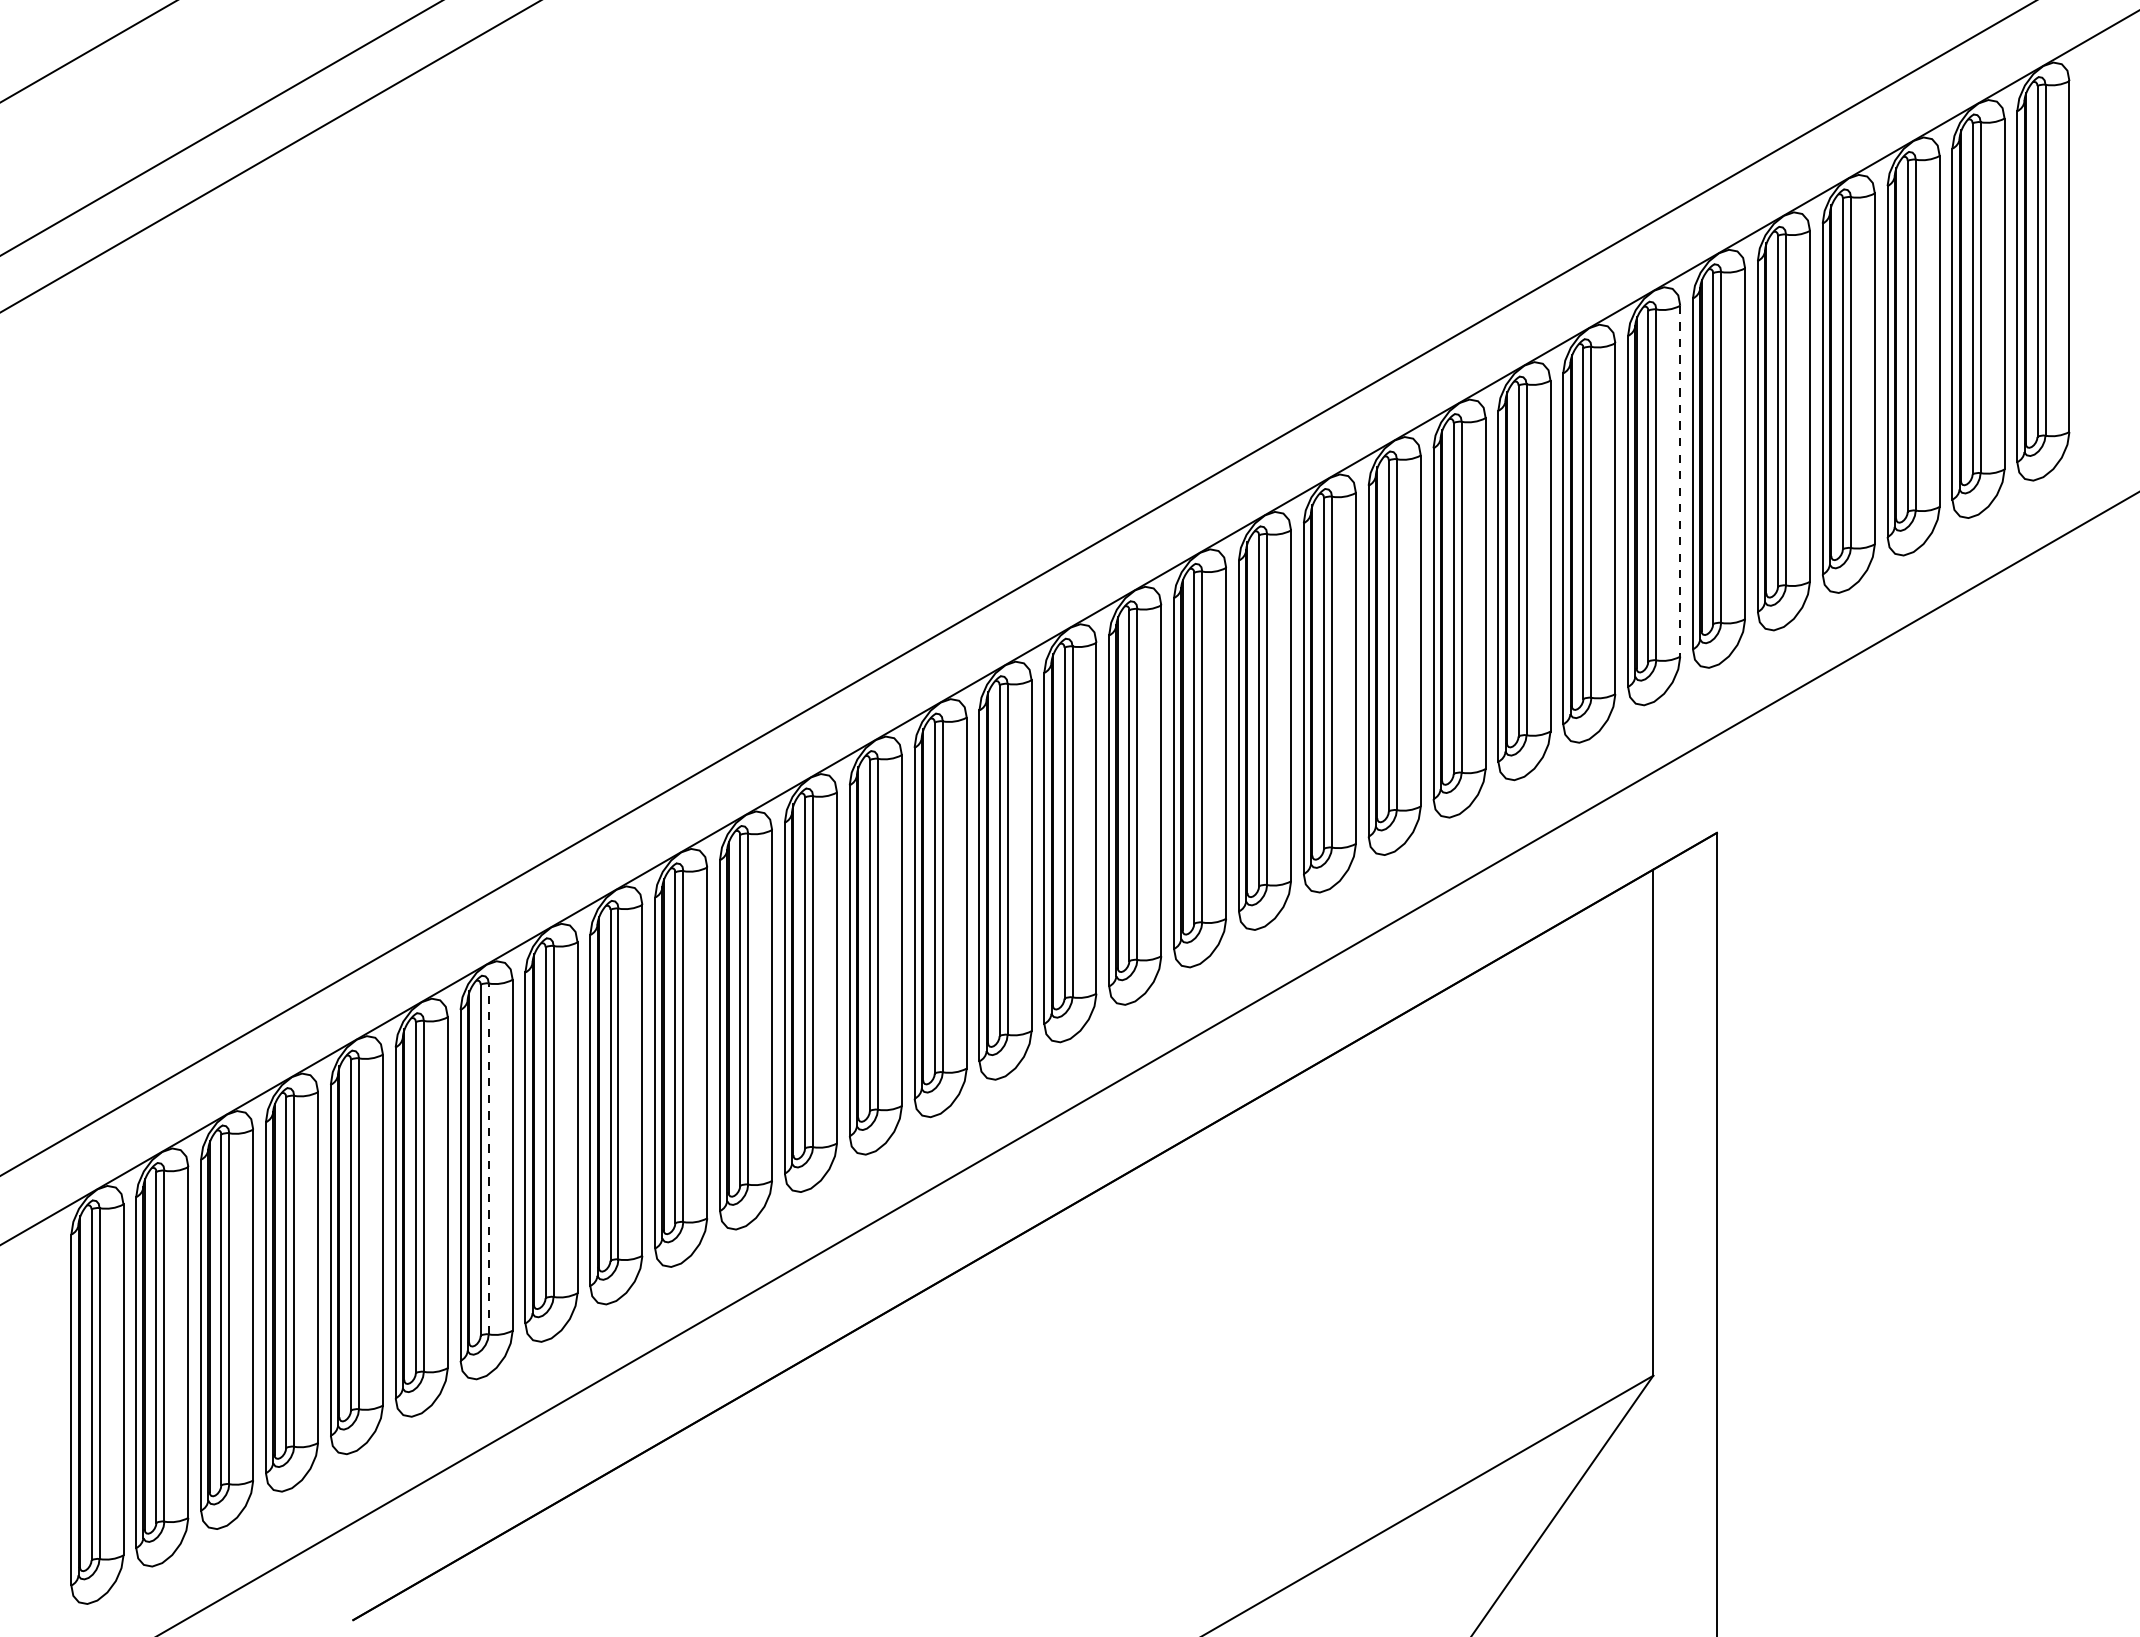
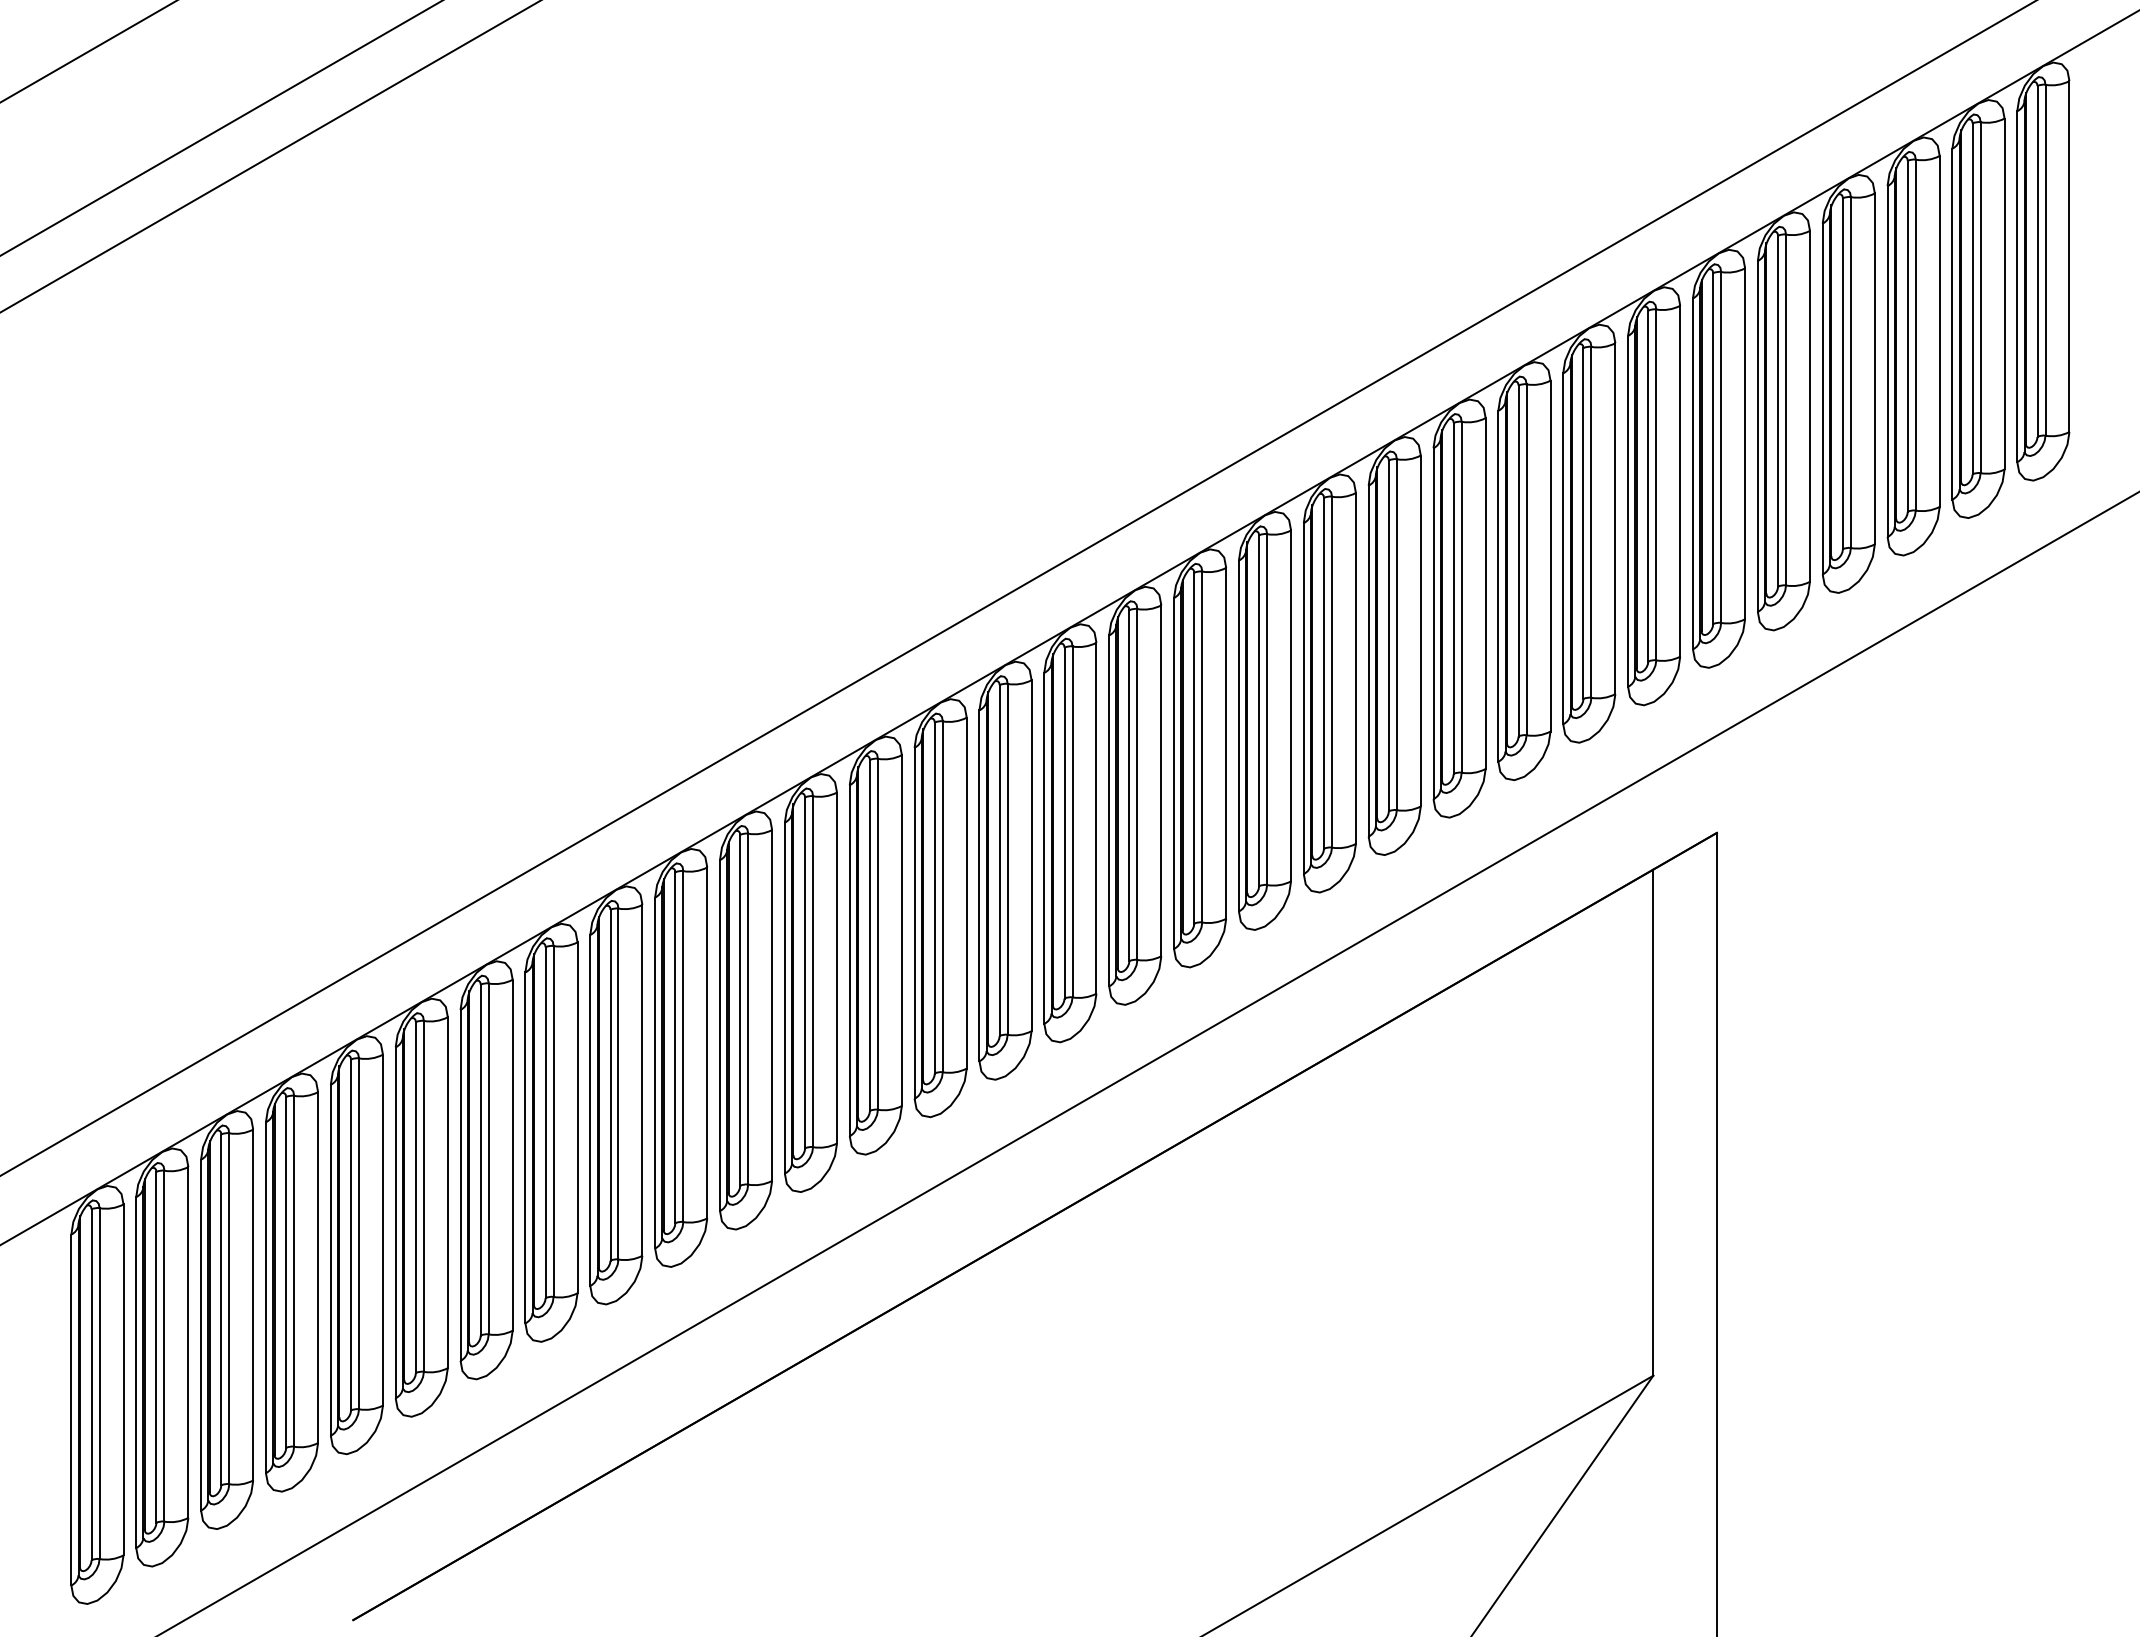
line: dashed -> solid (1680, 481)
line: dashed -> solid (488, 1158)
